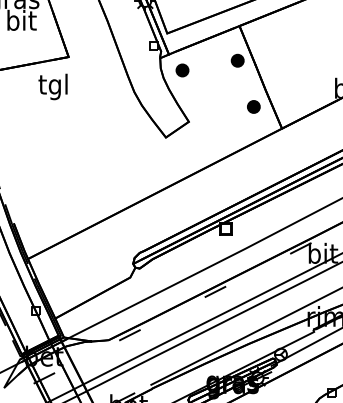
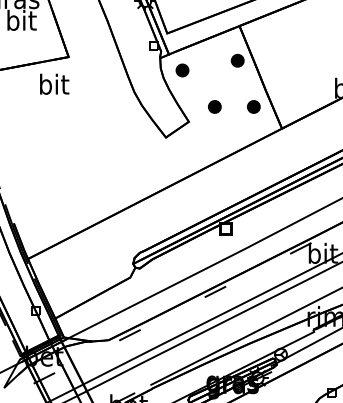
text: tgl -> bit (53, 86)
part: none -> present (214, 106)
